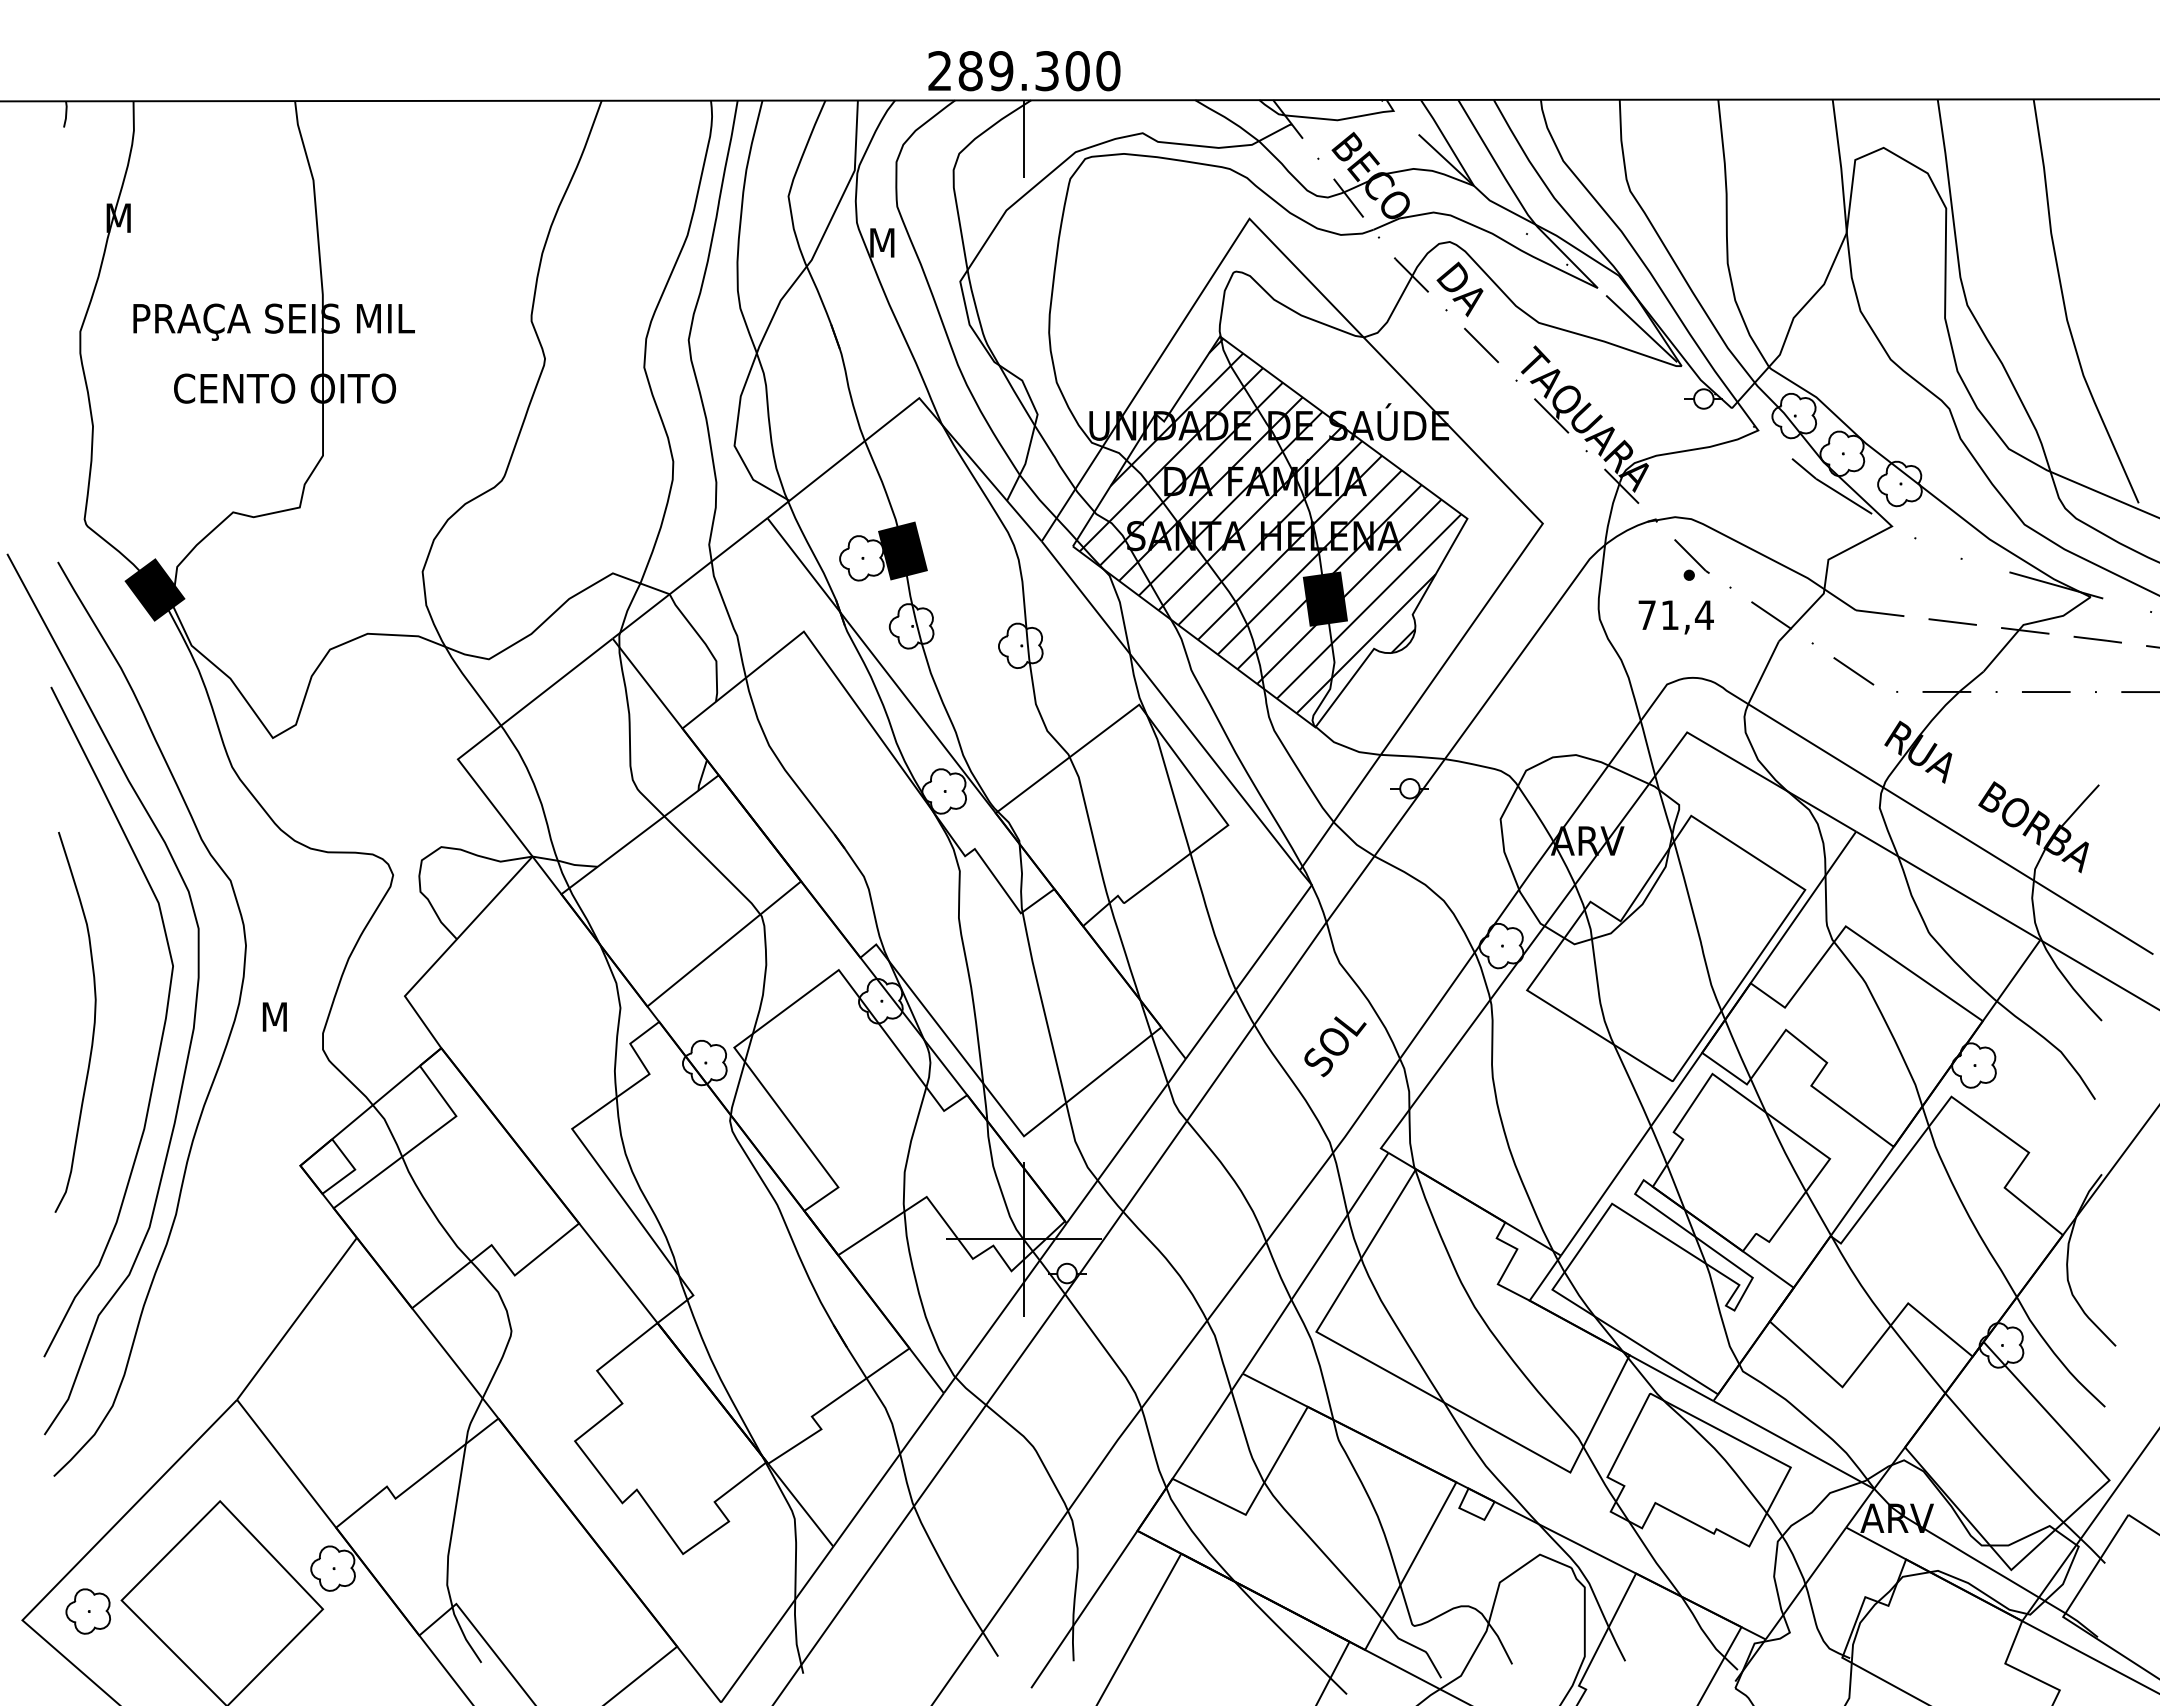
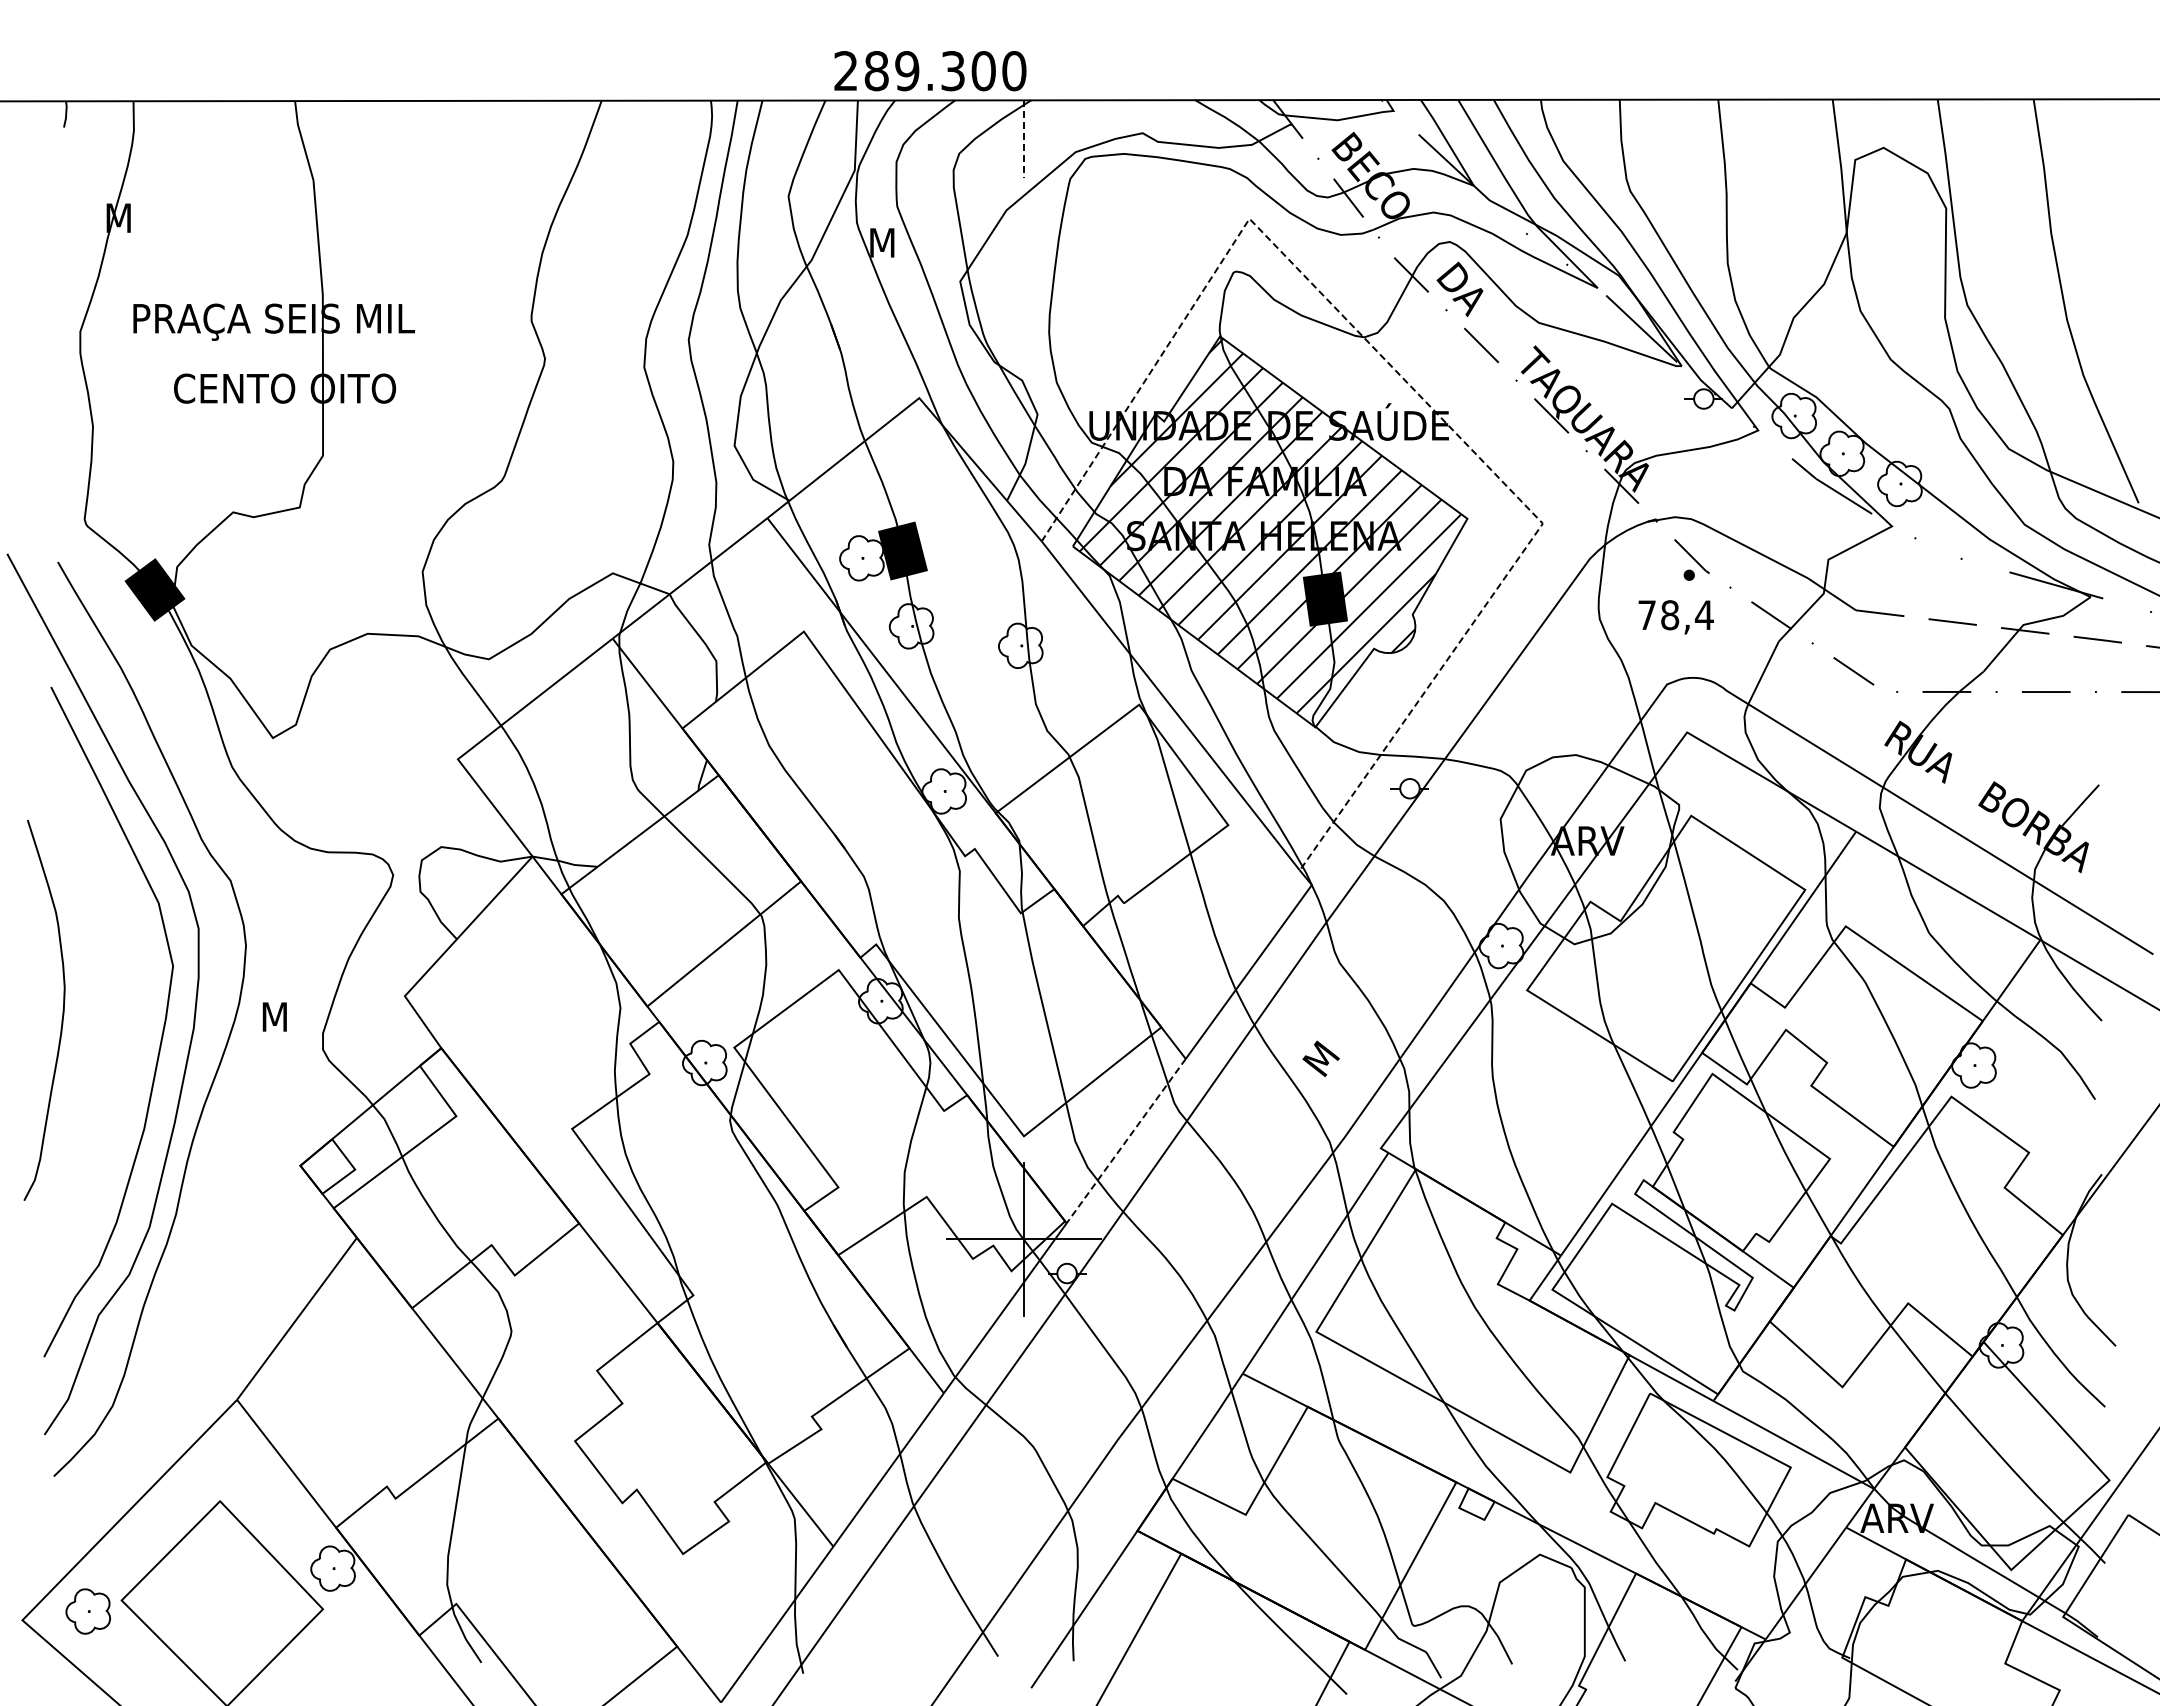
text position: (1024, 71) -> (930, 71) (930, 71)
line: solid -> dashed (1024, 139)
line: solid -> dashed (1410, 385)
text: 71,4 -> 78,4 (1670, 615)
curve position: (93, 1022) -> (62, 1010) (62, 1010)
text: SOL -> M (1334, 1046)
line: solid -> dashed (1125, 1141)
